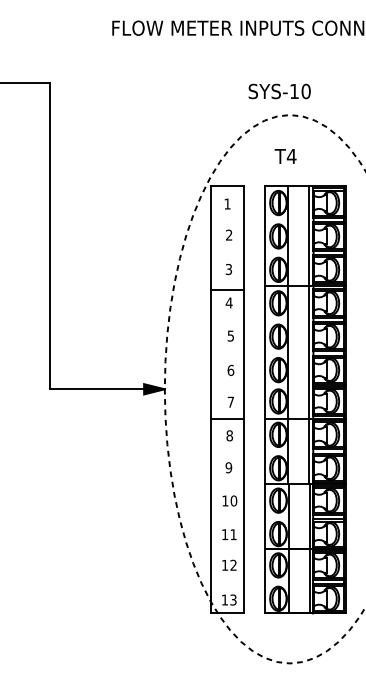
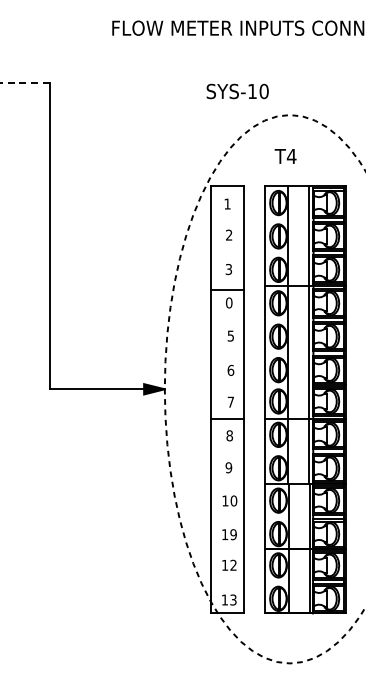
line: solid -> dashed (24, 83)
text position: (279, 91) -> (237, 91) (237, 91)
text: 4 -> 0 (228, 302)
text: 11 -> 19 (233, 534)
